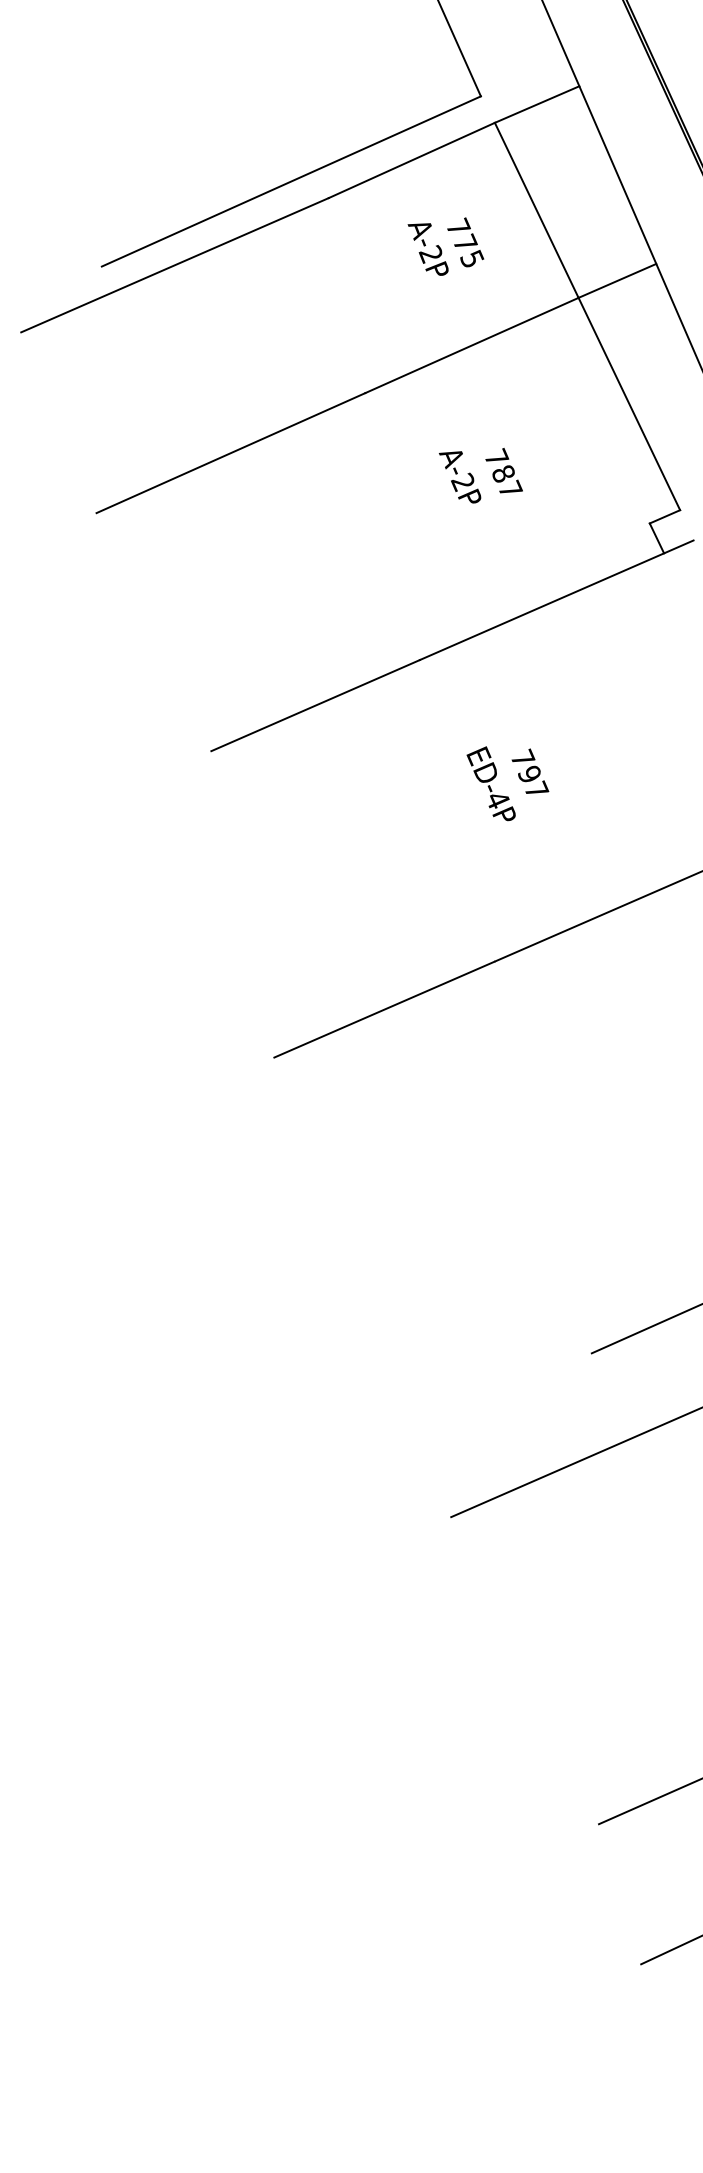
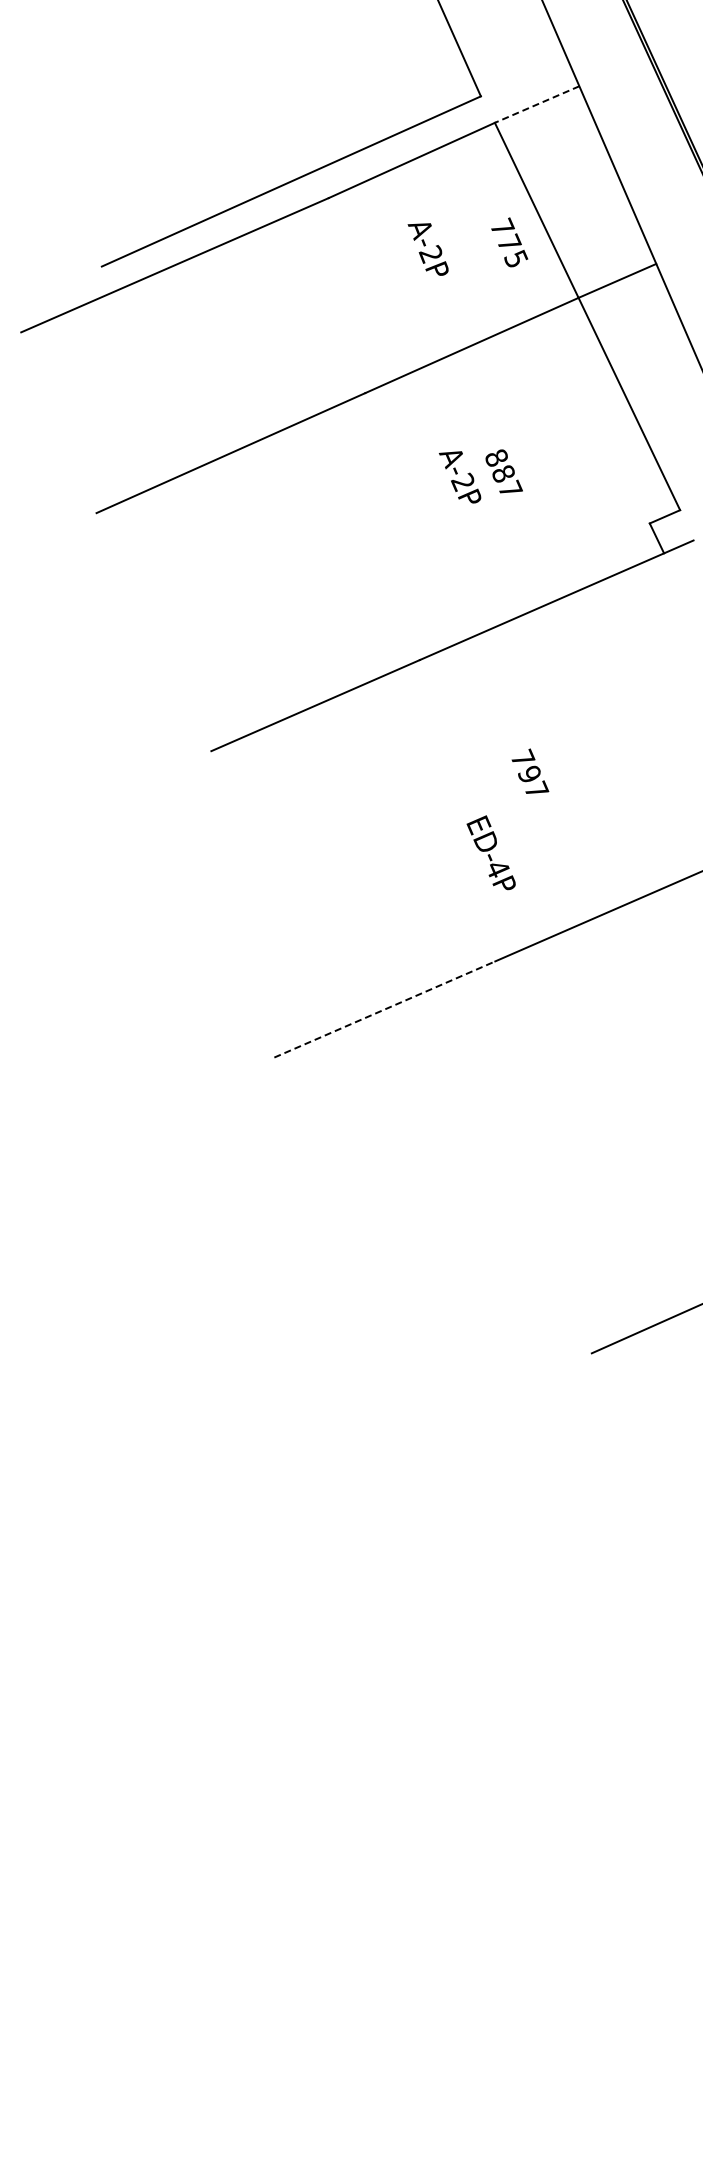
line: solid -> dashed (536, 104)
text position: (465, 242) -> (509, 242) (509, 242)
text: 787 -> 887 (497, 456)
text position: (490, 783) -> (490, 852) (490, 852)
line: solid -> dashed (384, 1009)
line: present -> none (575, 1462)
line: present -> none (648, 1801)
line: present -> none (670, 1950)
